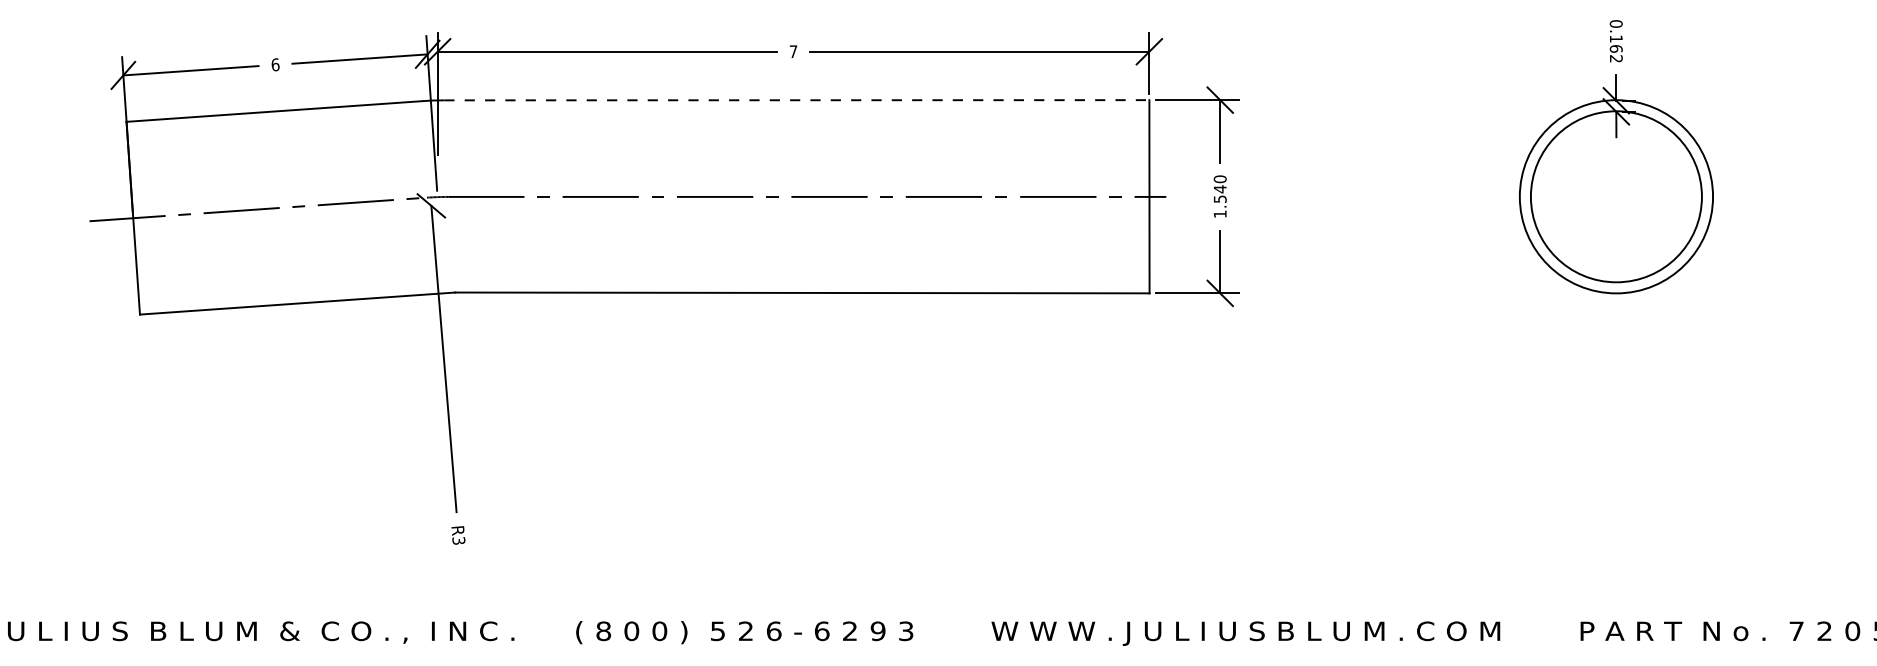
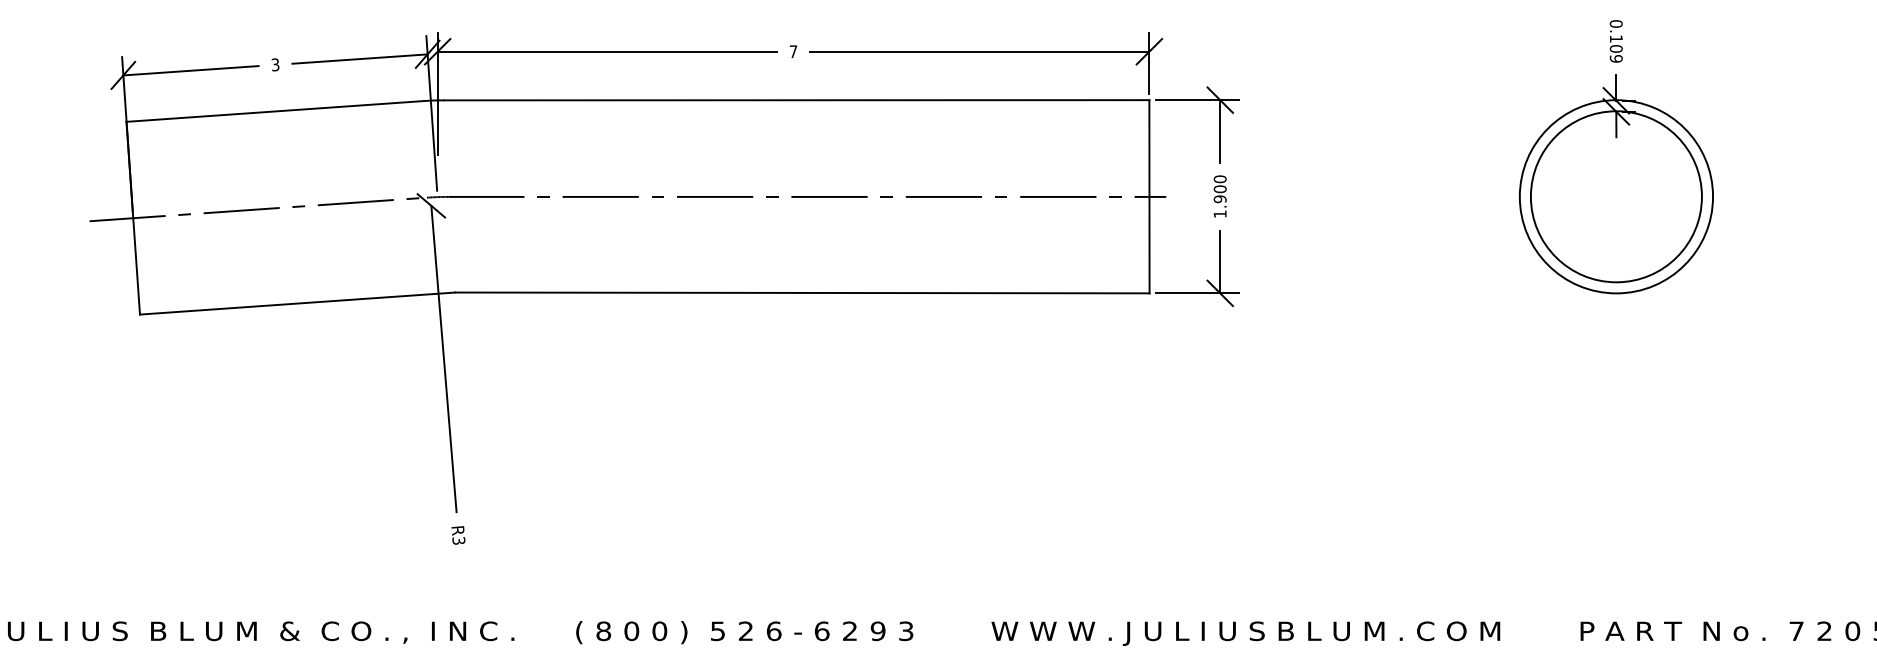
text: 0.162 -> 0.109 (1615, 53)
text: 6 -> 3 (275, 64)
line: dashed -> solid (796, 100)
text: 1.540 -> 1.900 (1219, 194)
